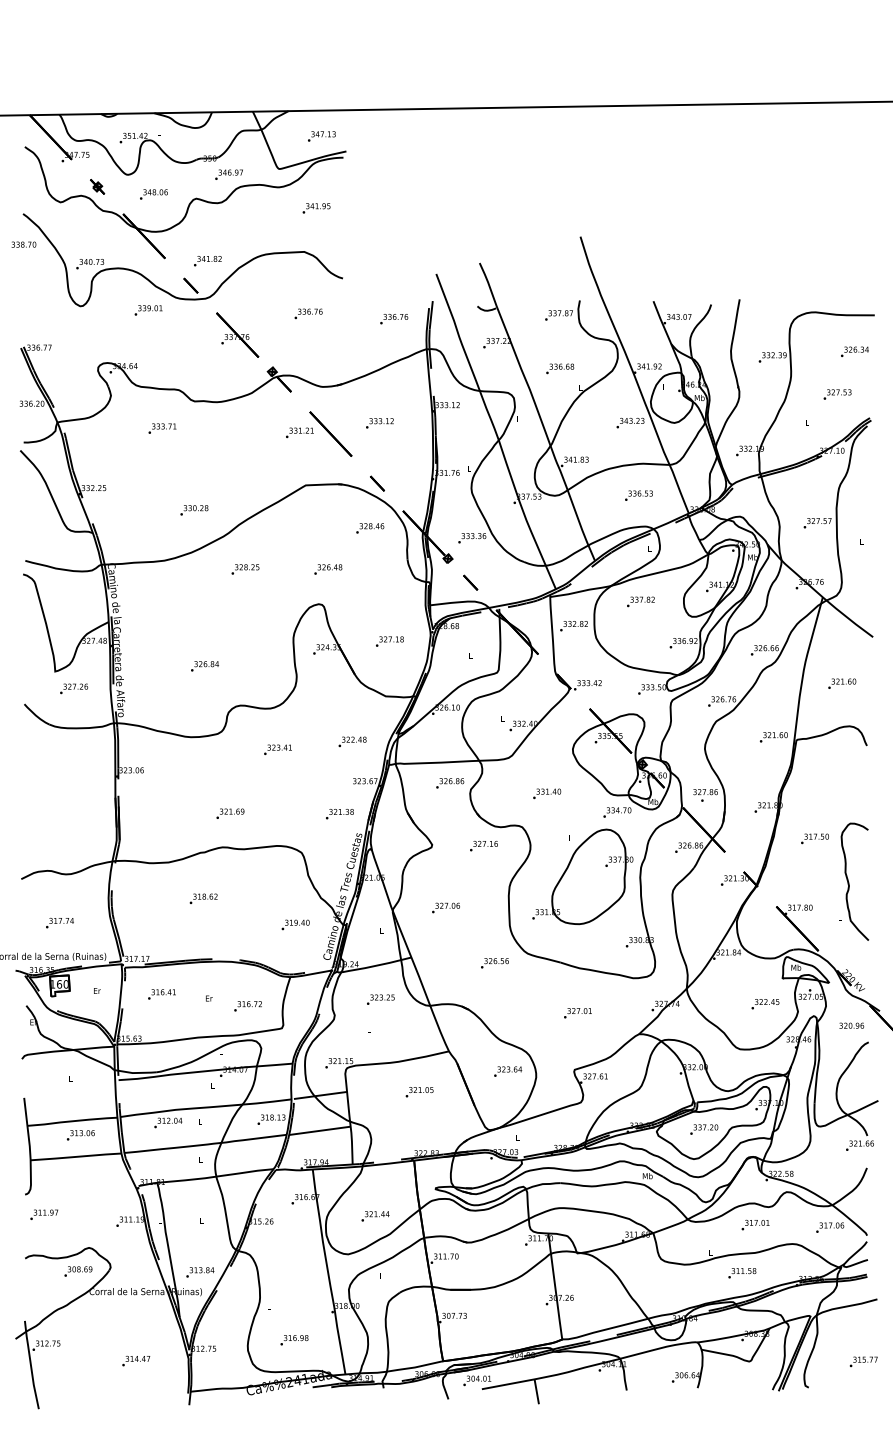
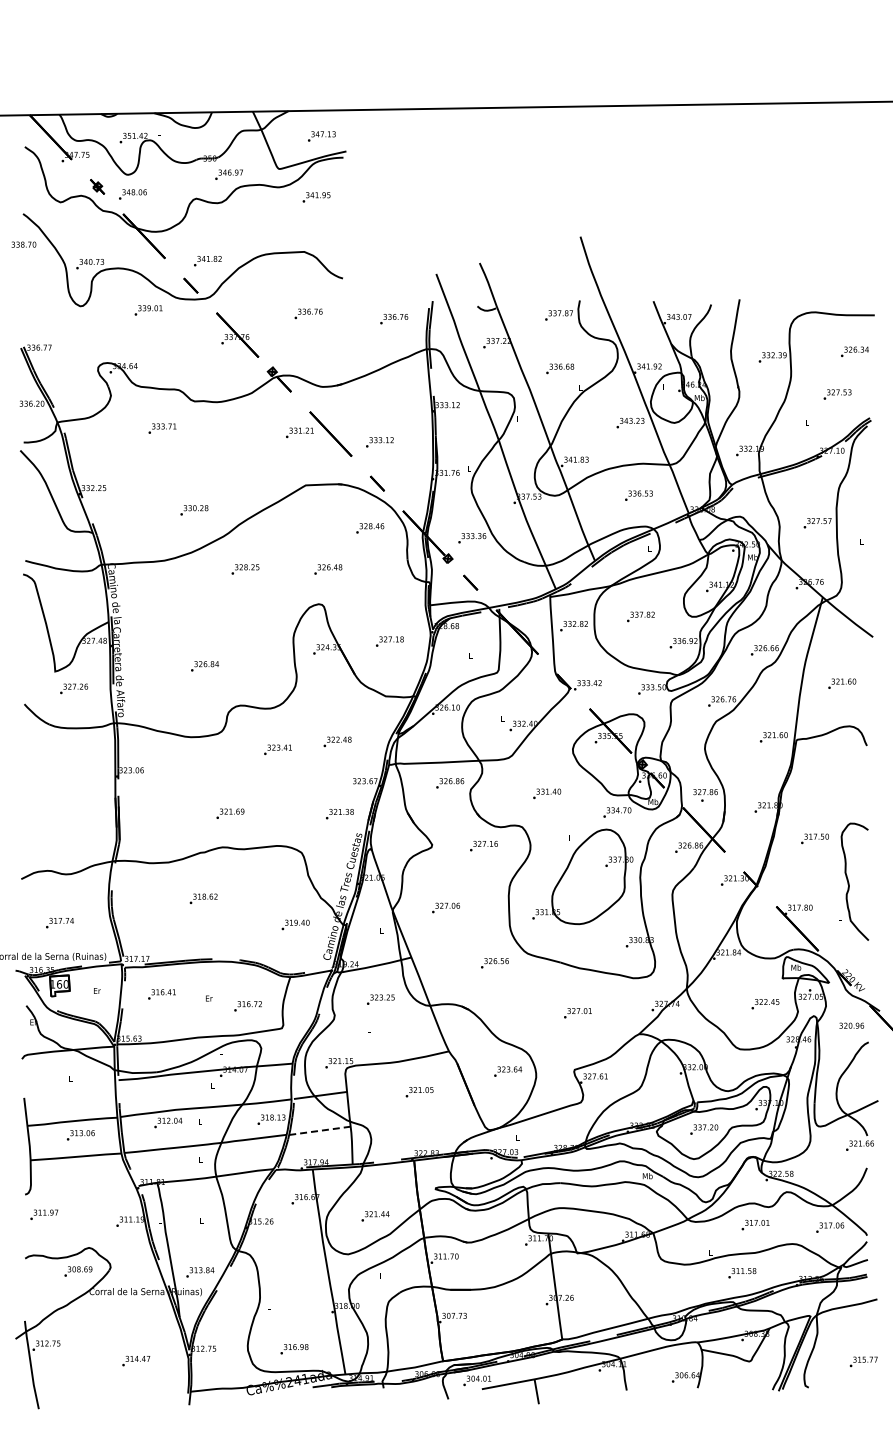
text position: (153, 194) -> (132, 194) (132, 194)
text position: (316, 208) -> (316, 197) (316, 197)
text position: (379, 423) -> (379, 442) (379, 442)
text position: (640, 601) -> (640, 616) (640, 616)
text position: (352, 741) -> (337, 741) (337, 741)
line: solid -> dashed (319, 1130)
text position: (294, 1340) -> (294, 1349) (294, 1349)
